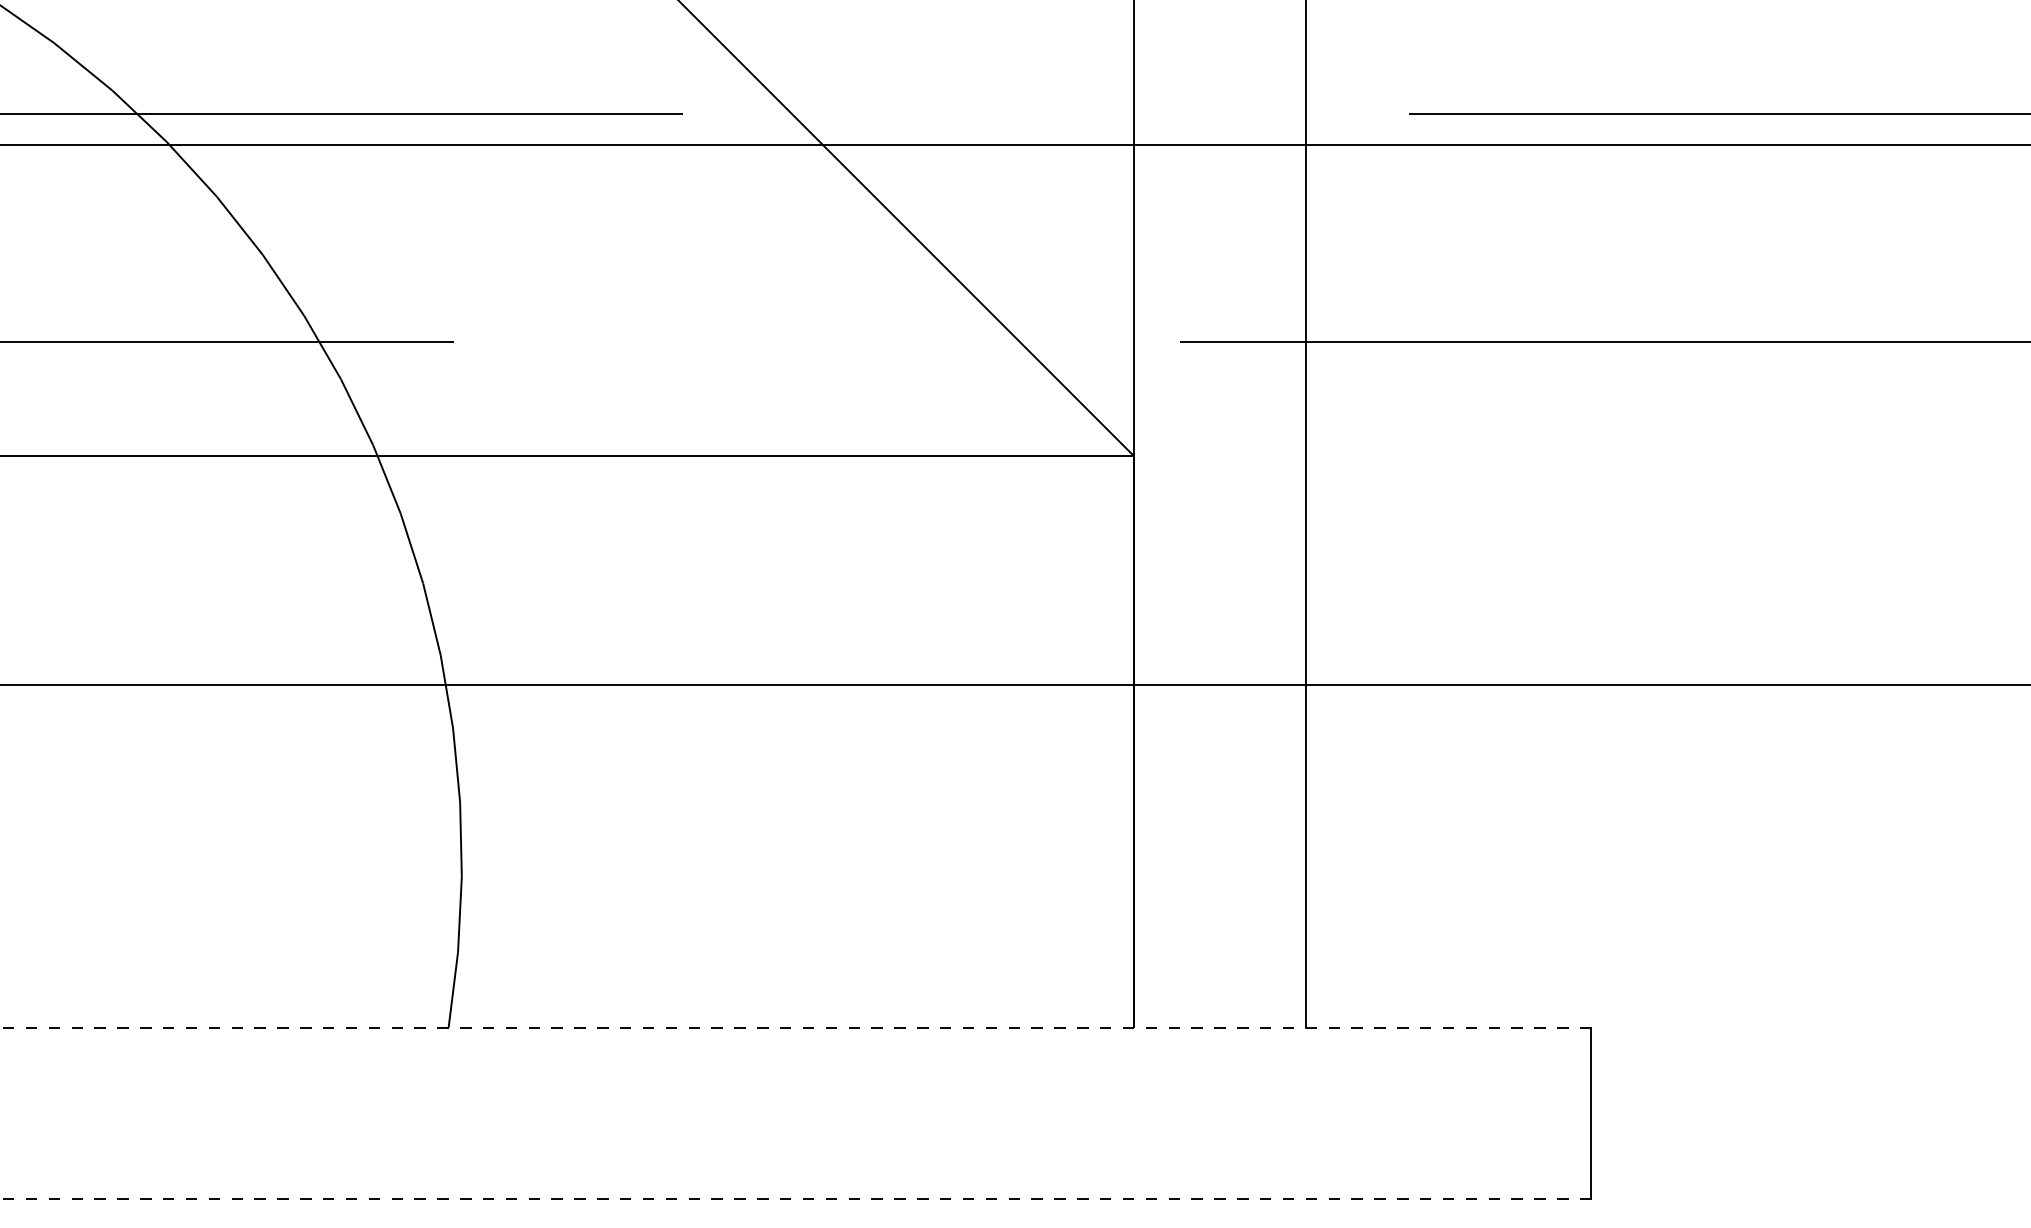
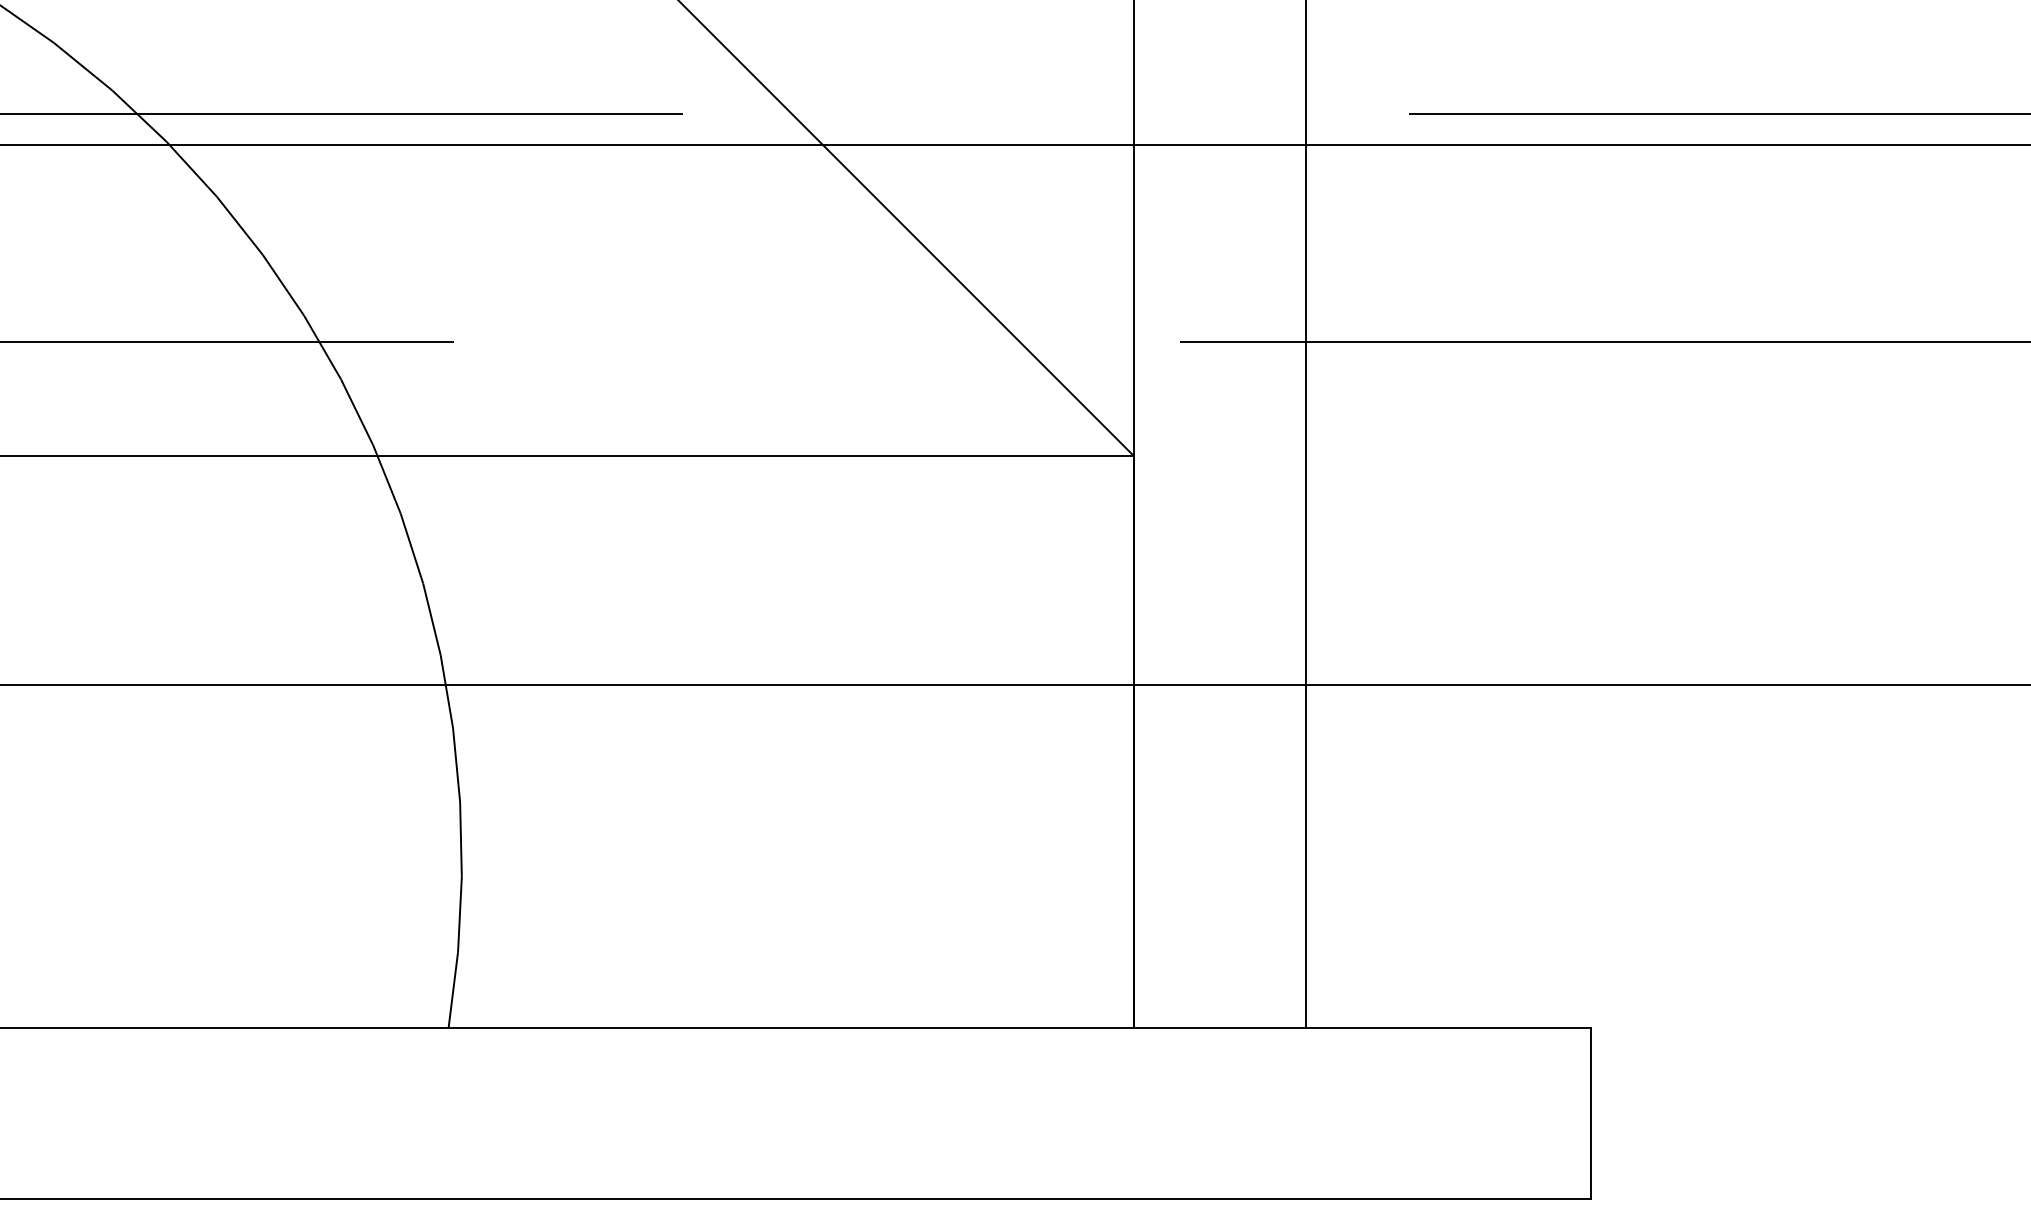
line: dashed -> solid (796, 1027)
line: dashed -> solid (796, 1199)
